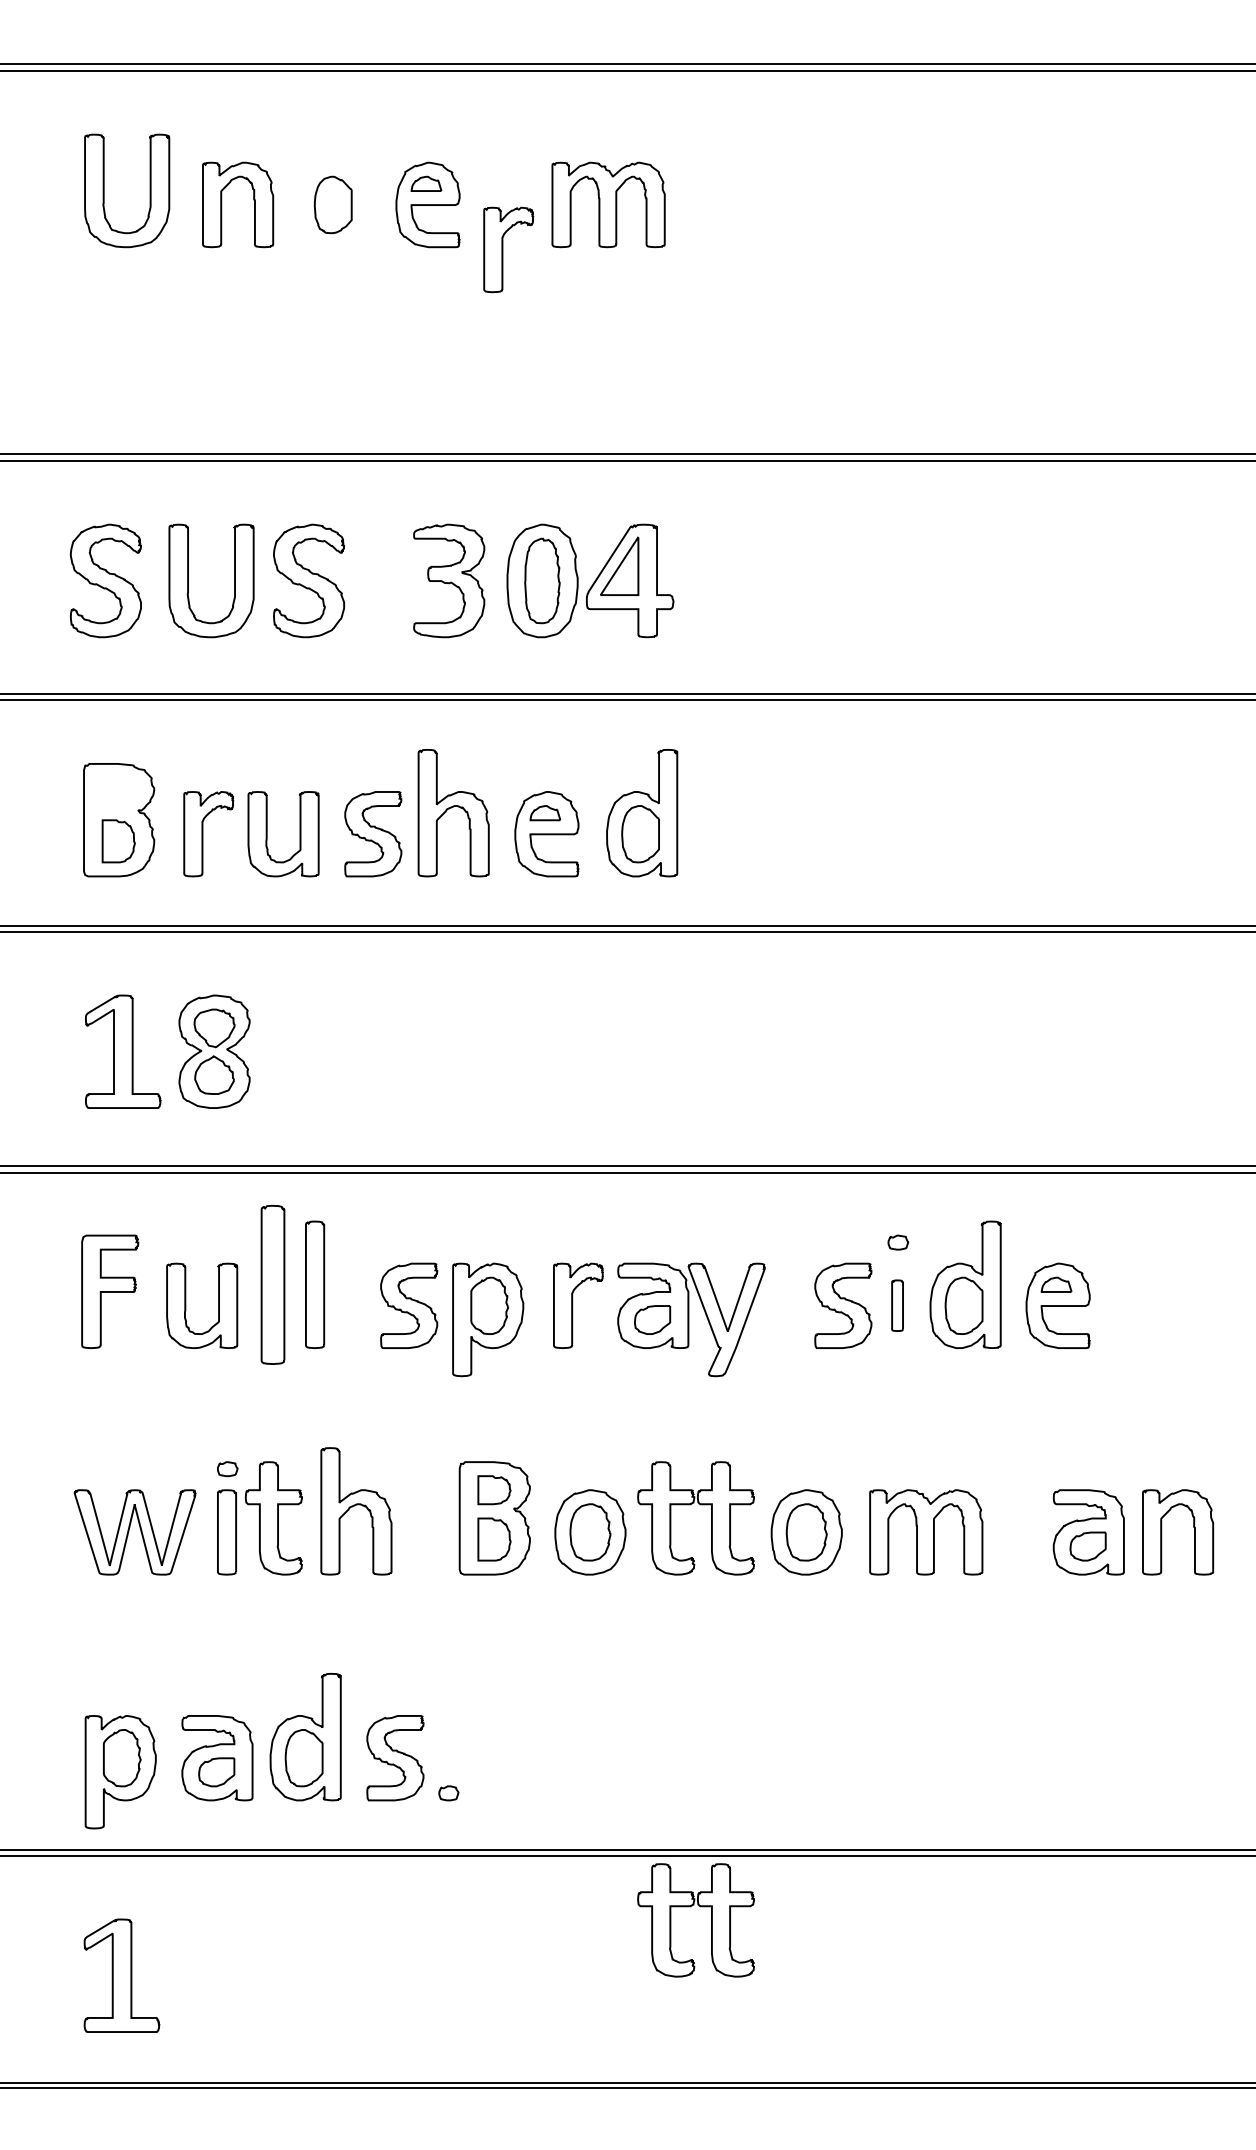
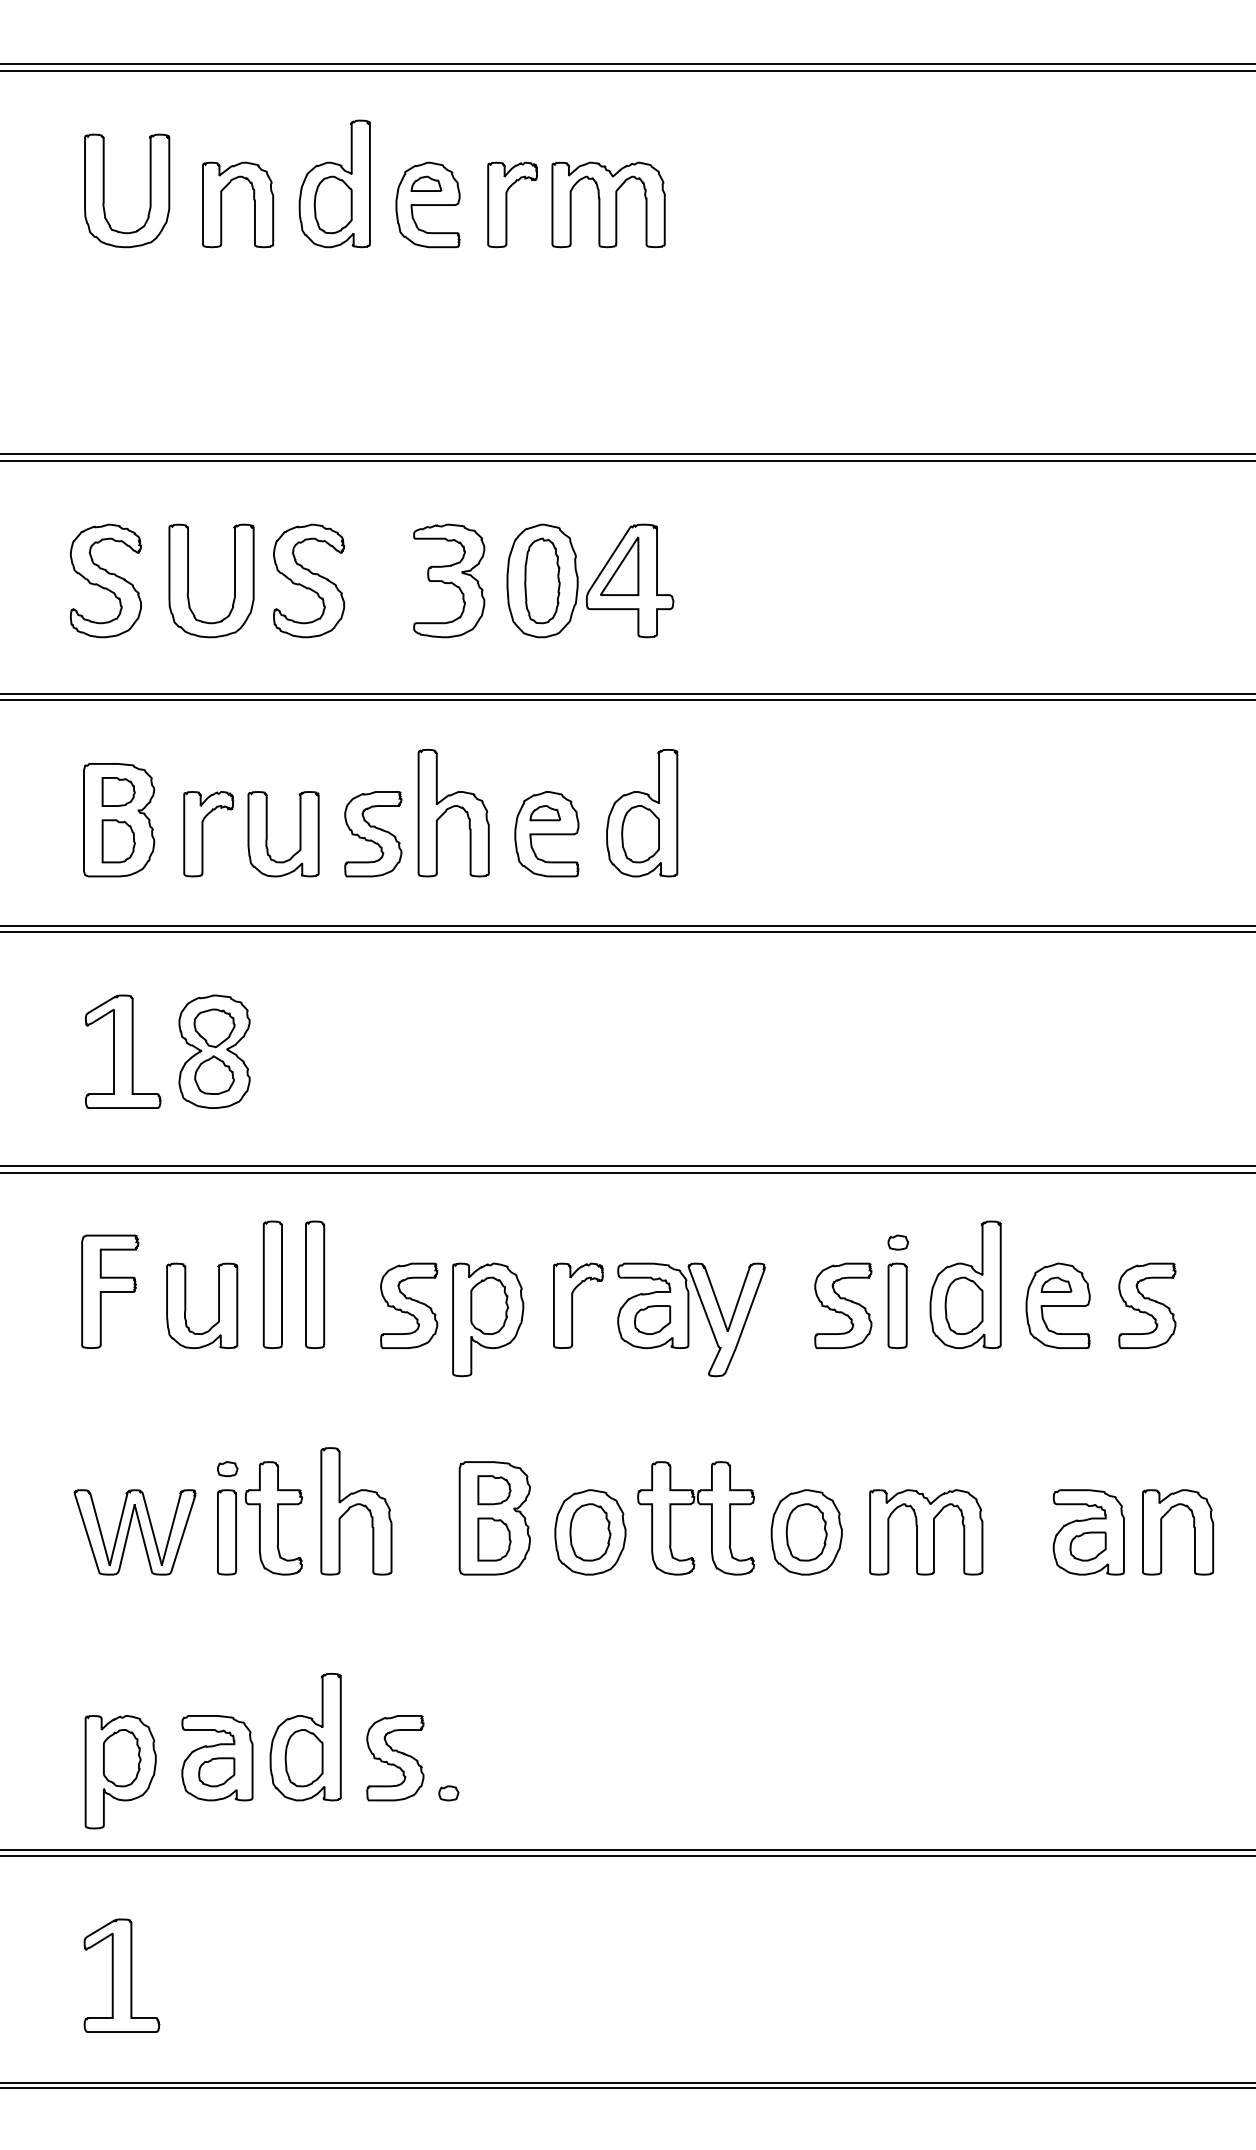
part: none -> present (334, 183)
part position: (508, 249) -> (512, 204) (512, 204)
part: none -> present (118, 791)
part size: 26x161 px -> 21x129 px (272, 1284)
part size: 13x53 px -> 21x87 px (897, 1305)
part: none -> present (1147, 1305)
part: present -> none (690, 1907)
